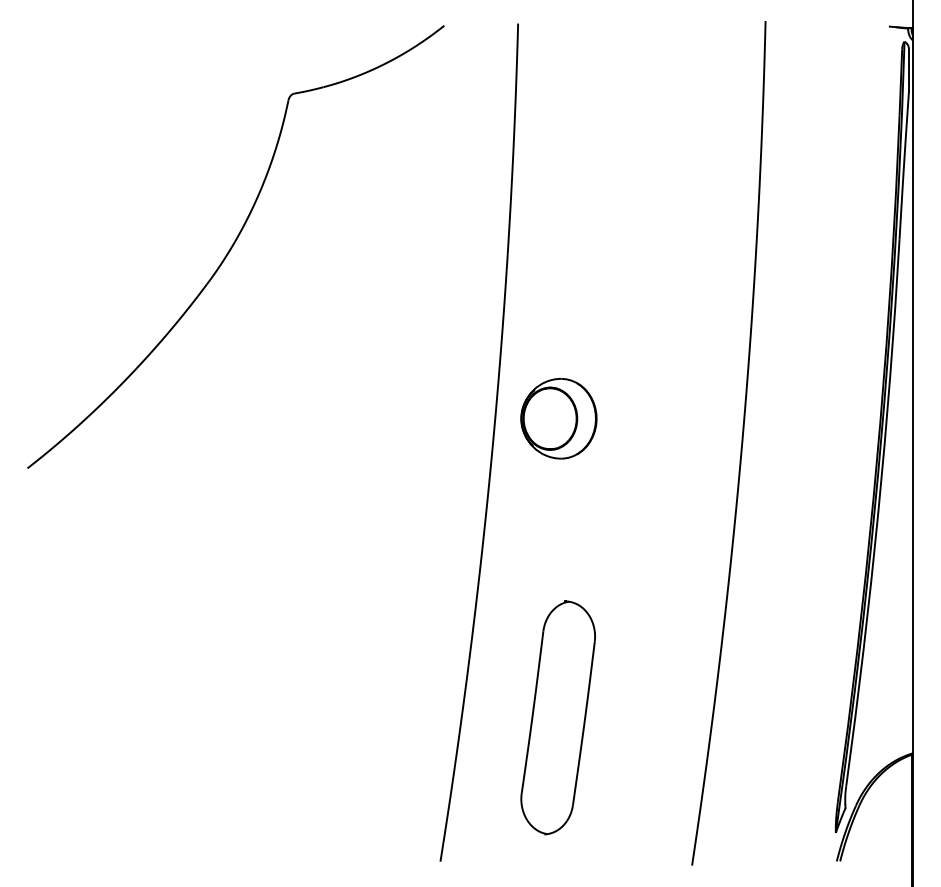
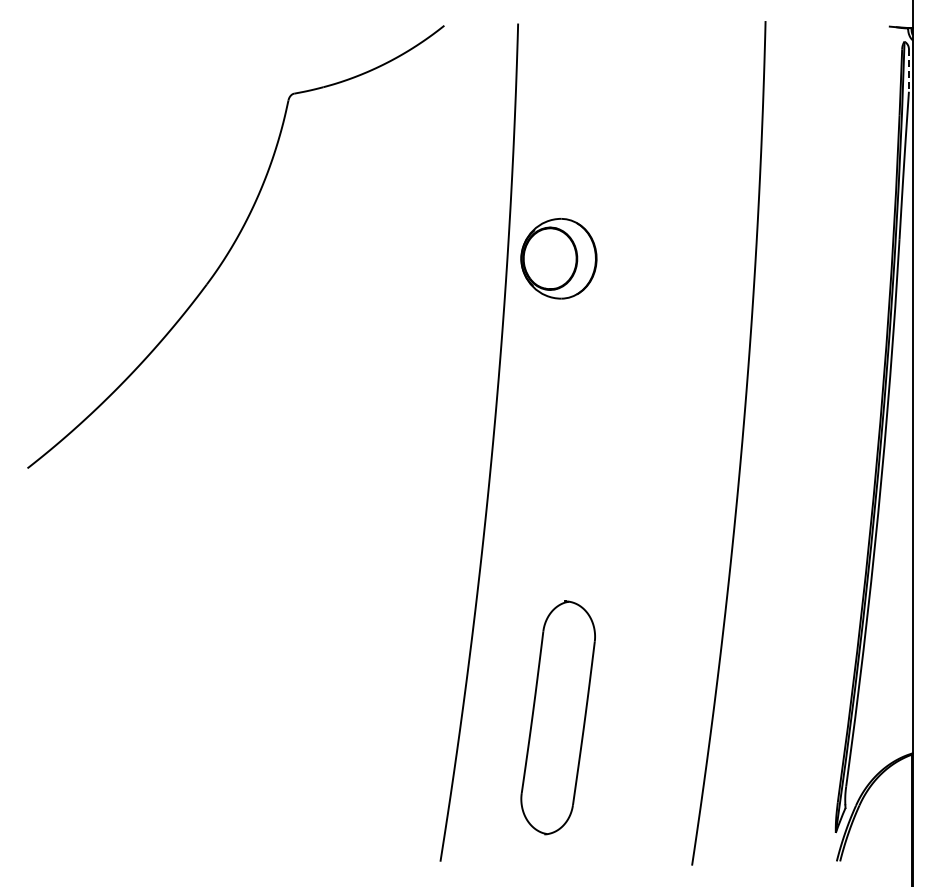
line: solid -> dashed (908, 71)
part position: (558, 418) -> (558, 258) (558, 258)
